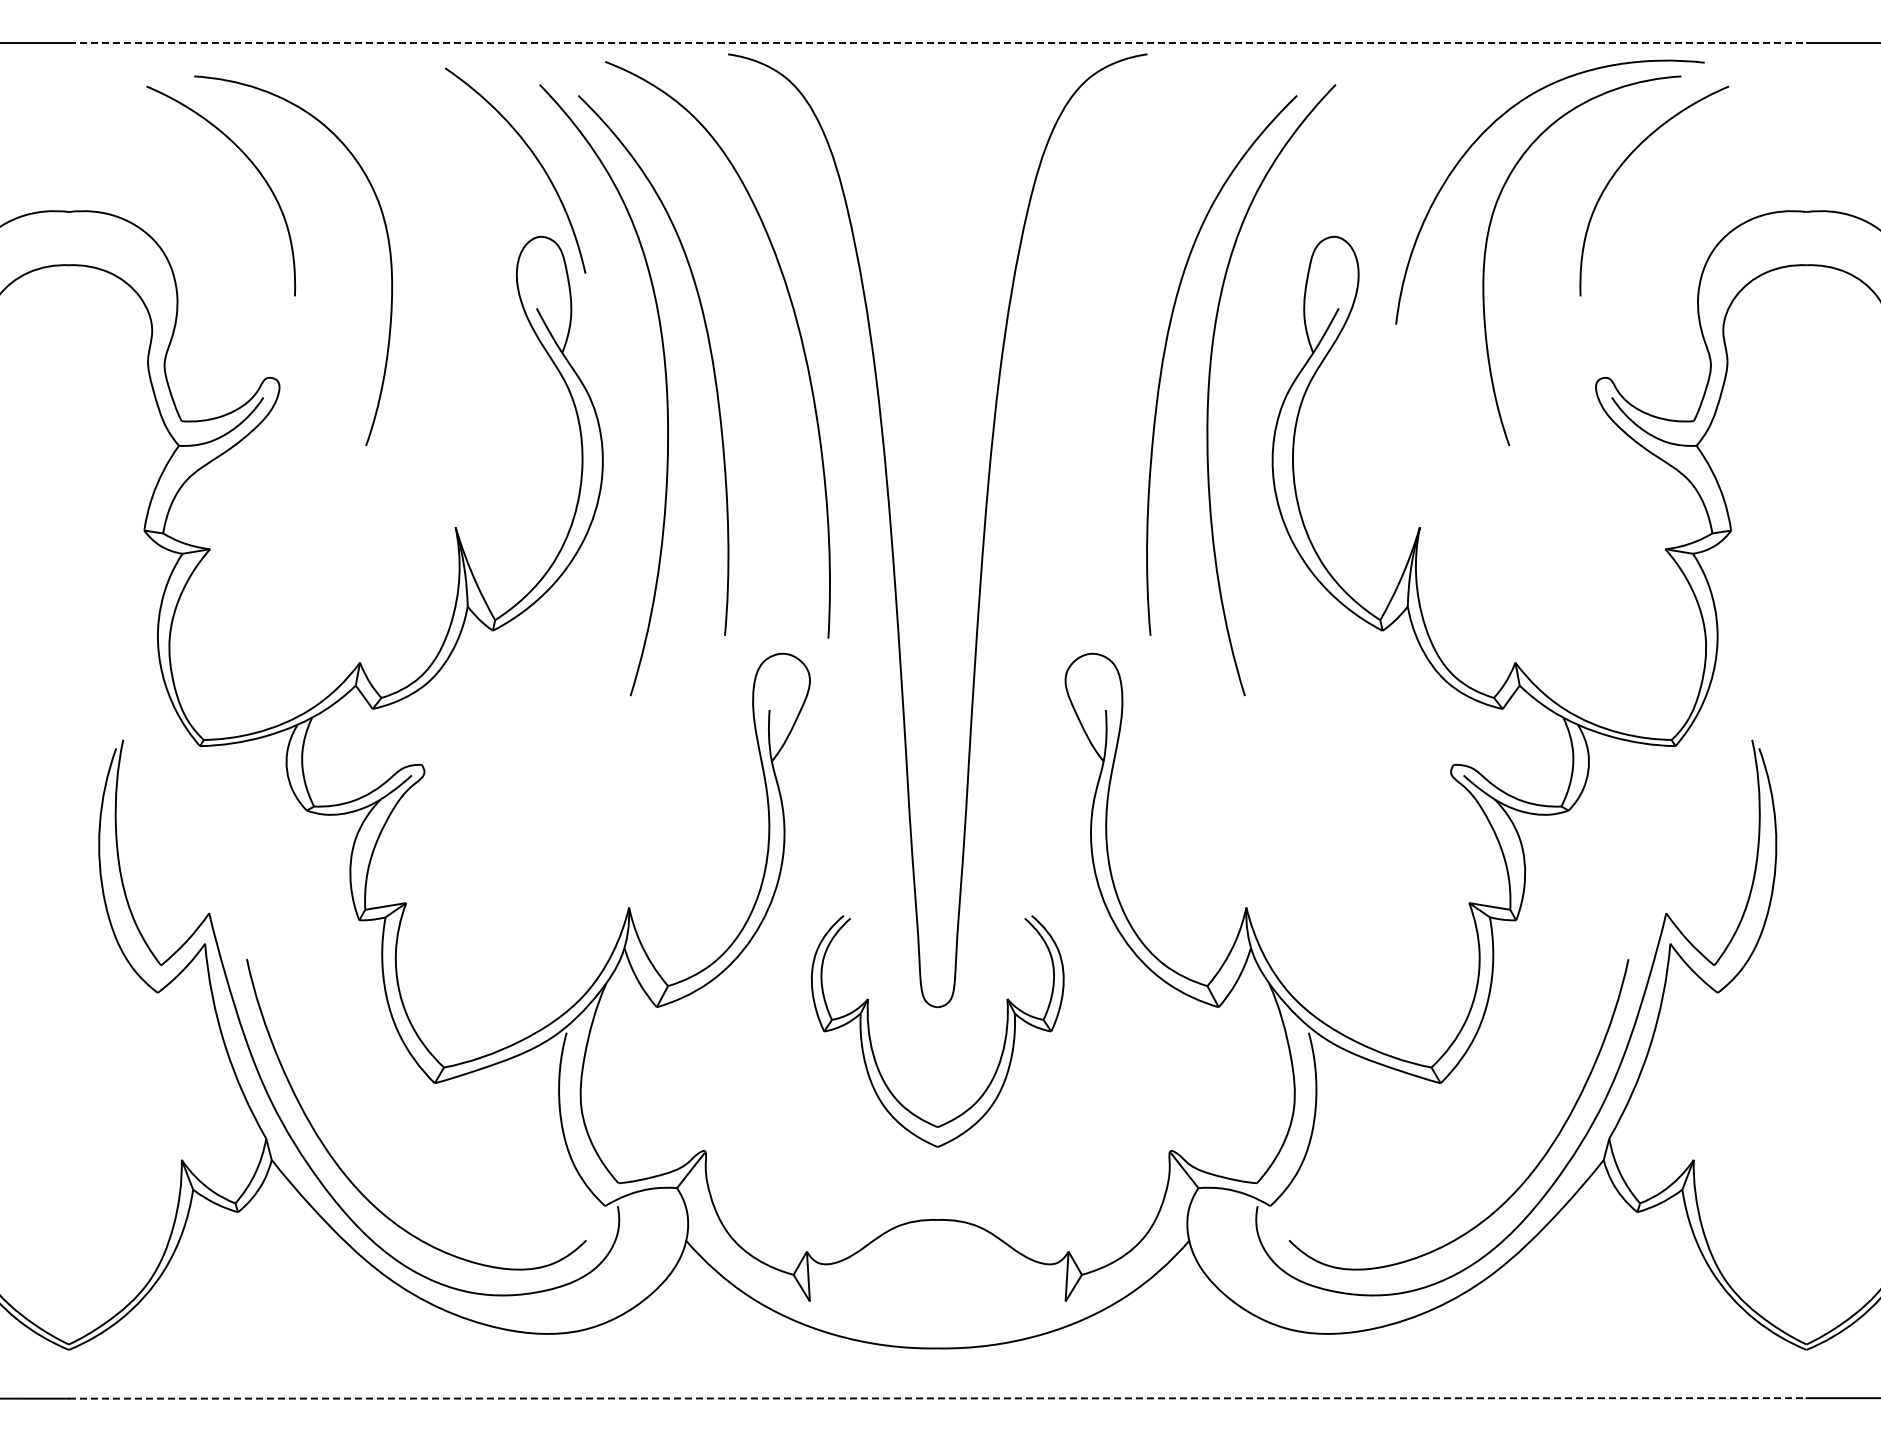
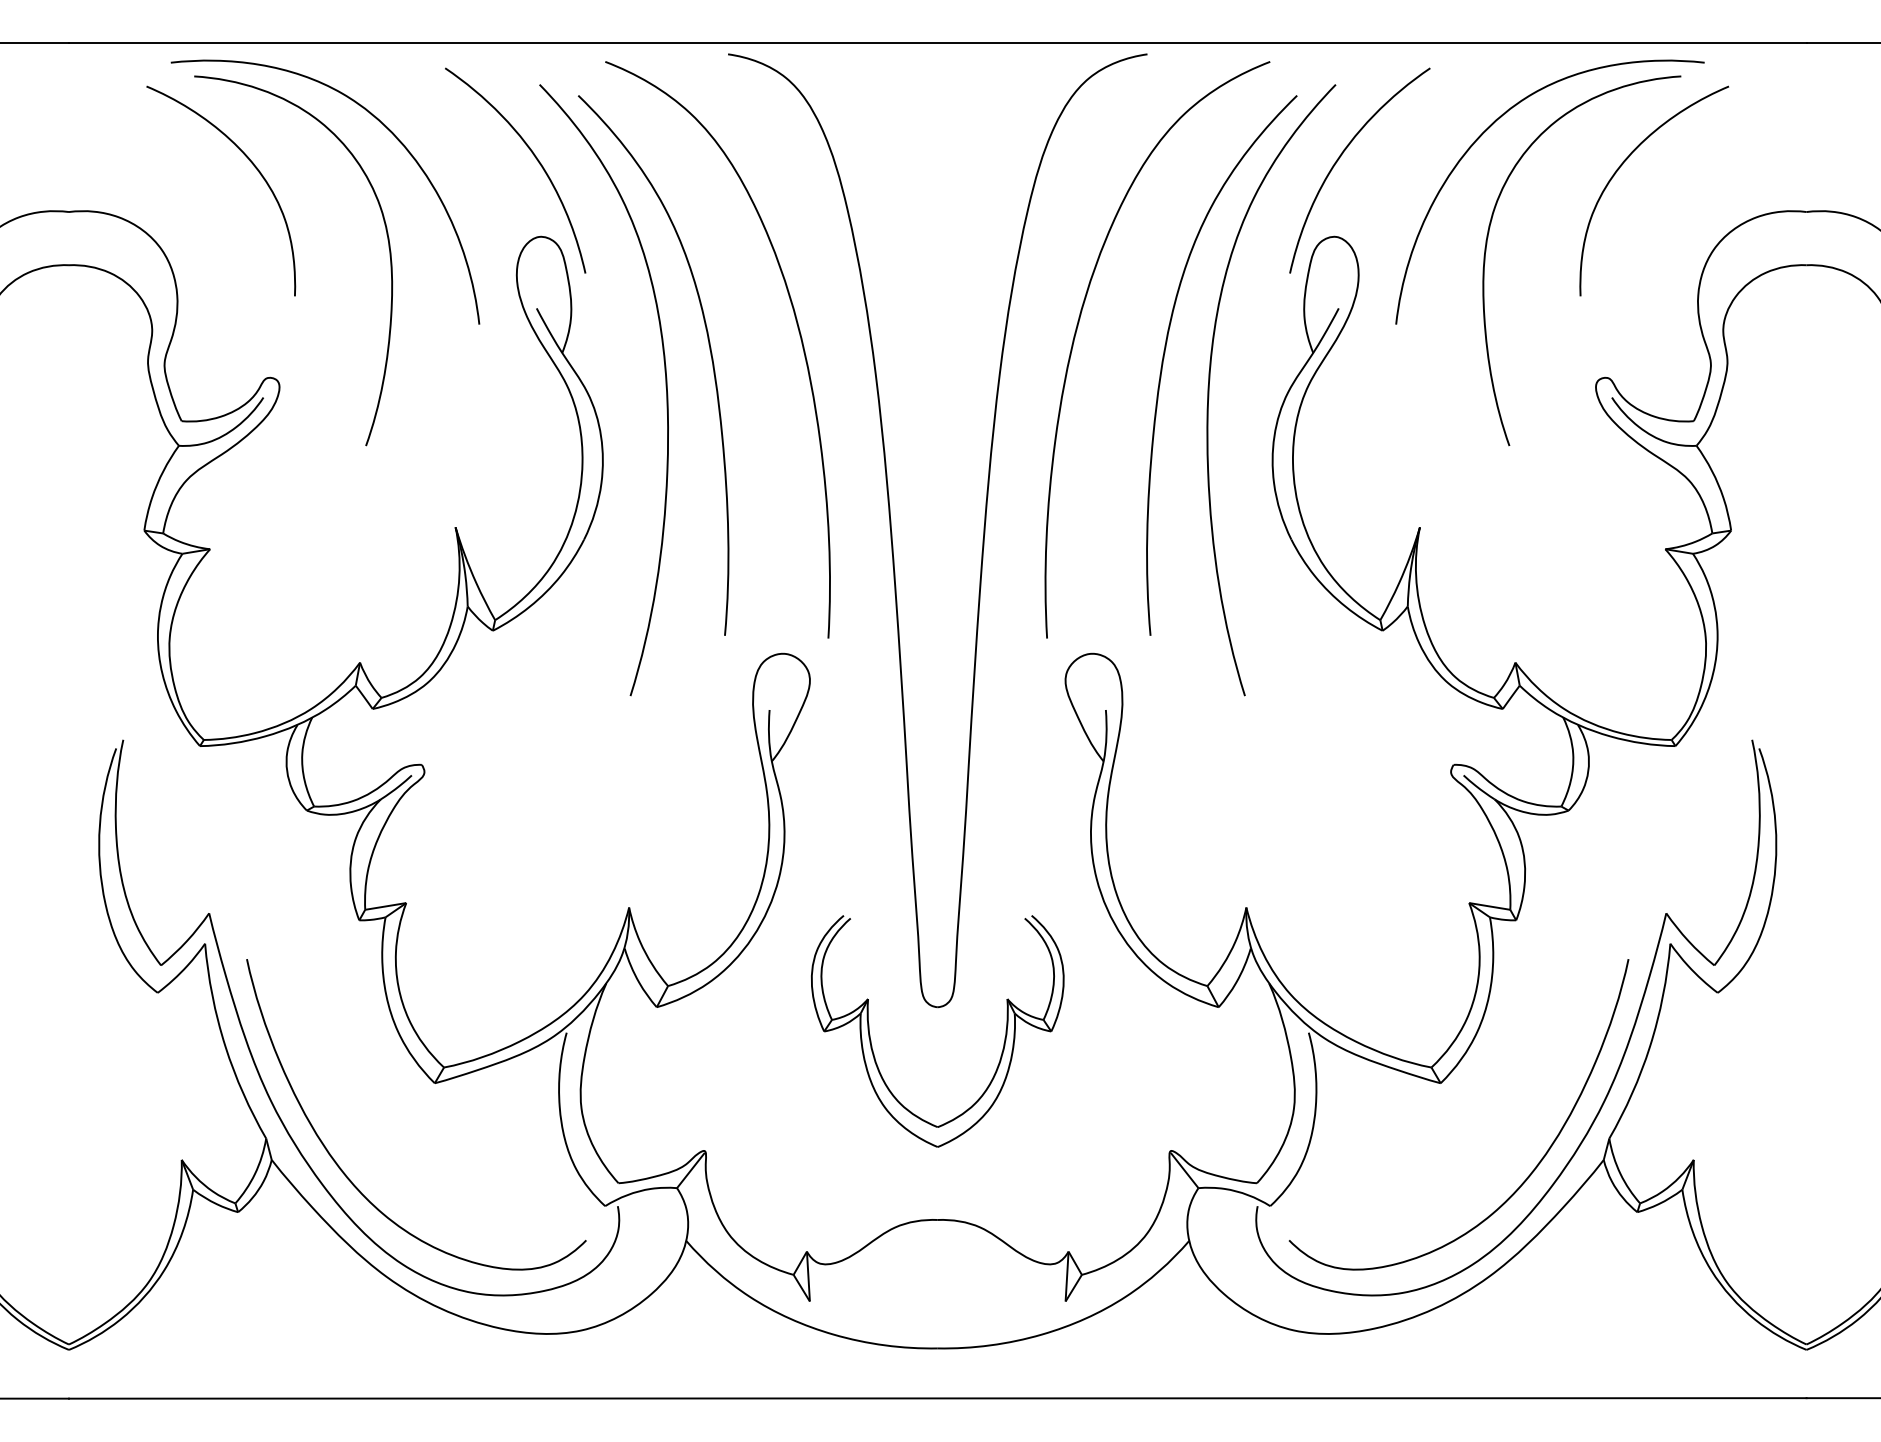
line: dashed -> solid (937, 43)
curve: none -> present (387, 129)
curve: none -> present (1341, 156)
curve: none -> present (1077, 330)
line: dashed -> solid (937, 1398)
